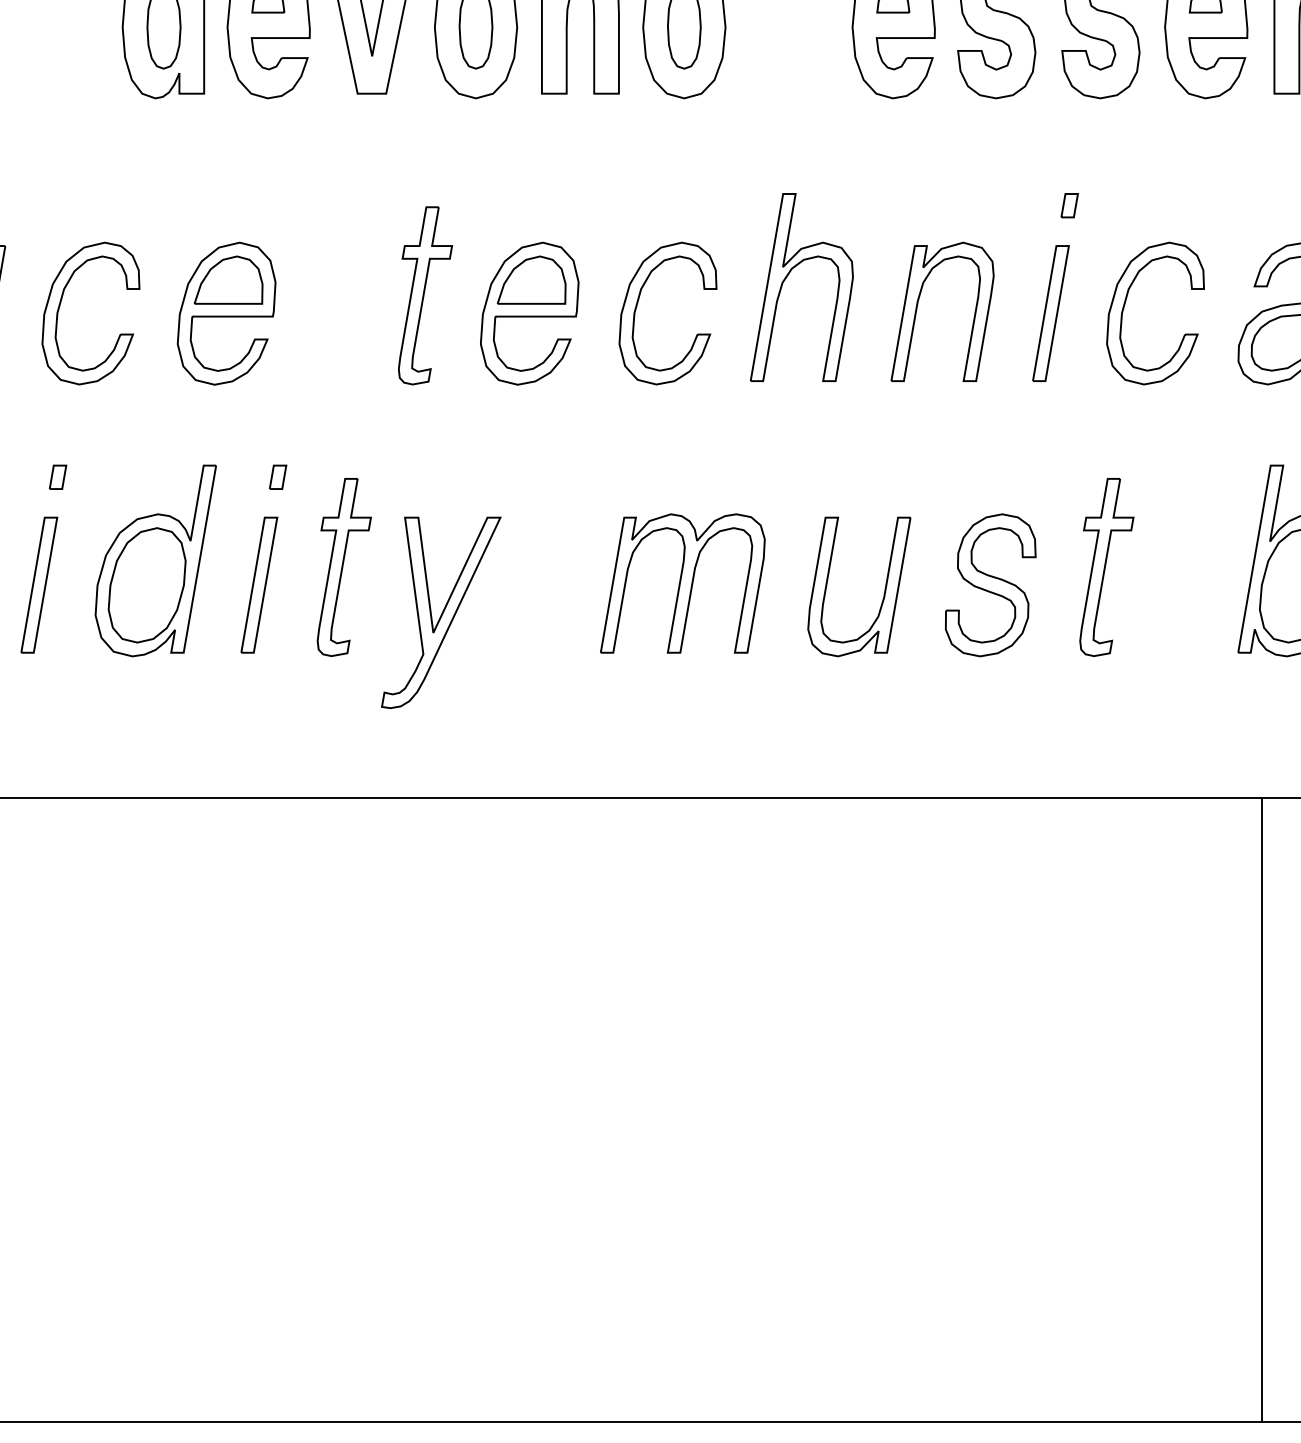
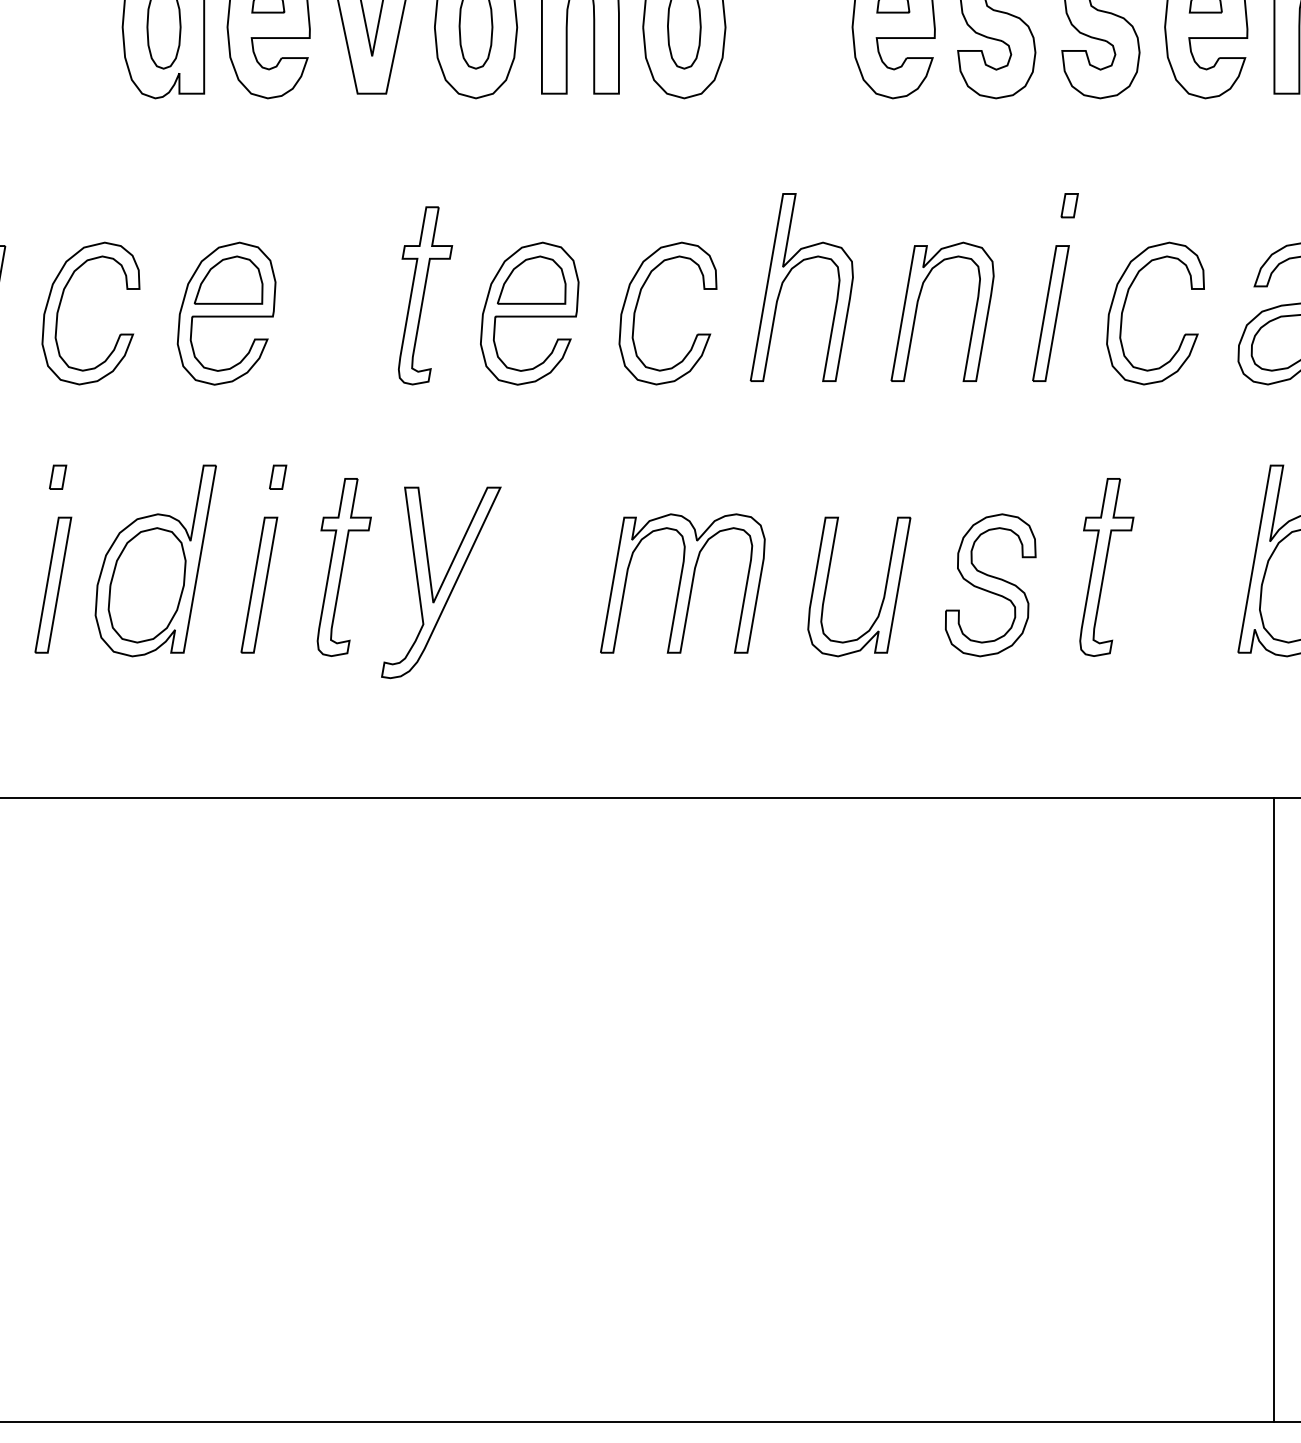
part position: (39, 584) -> (53, 584) (53, 584)
part position: (441, 612) -> (441, 582) (441, 582)
line position: (1261, 1110) -> (1273, 1110) (1273, 1110)
